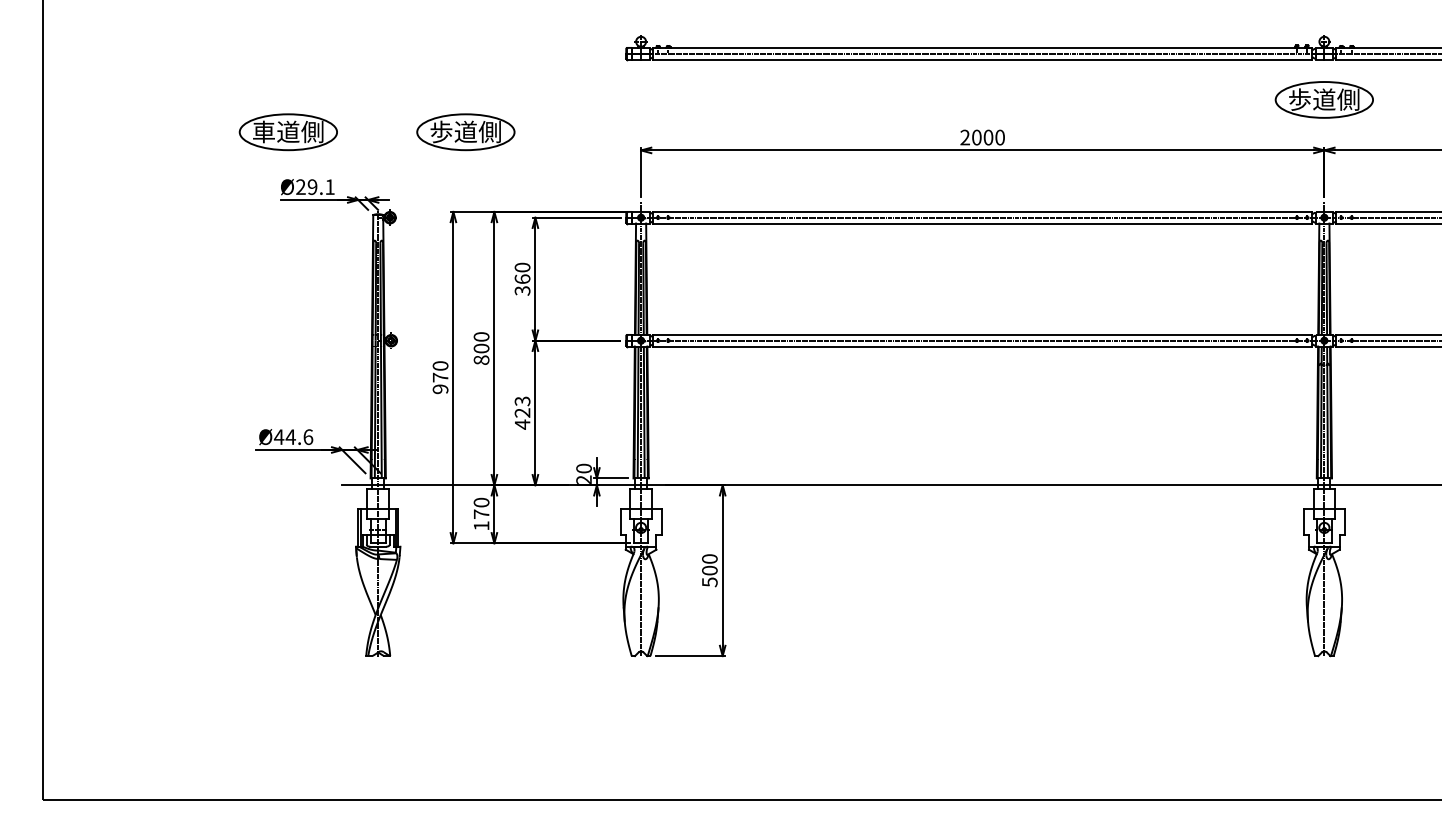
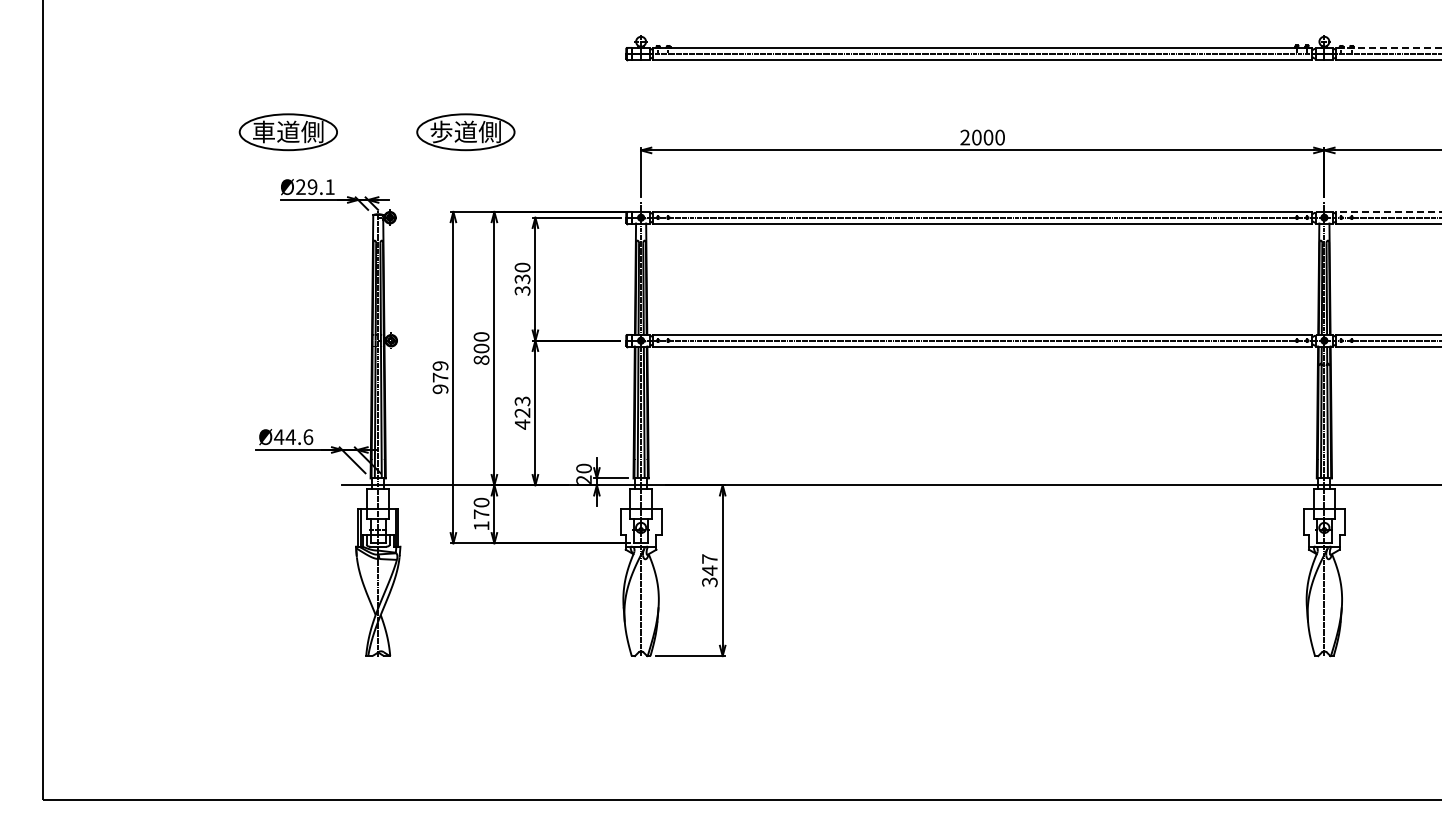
line: solid -> dashed (1389, 48)
part: present -> none (1323, 99)
line: solid -> dashed (1388, 211)
text: 360 -> 330 (522, 279)
text: 970 -> 979 (440, 365)
text: 500 -> 347 (709, 570)
